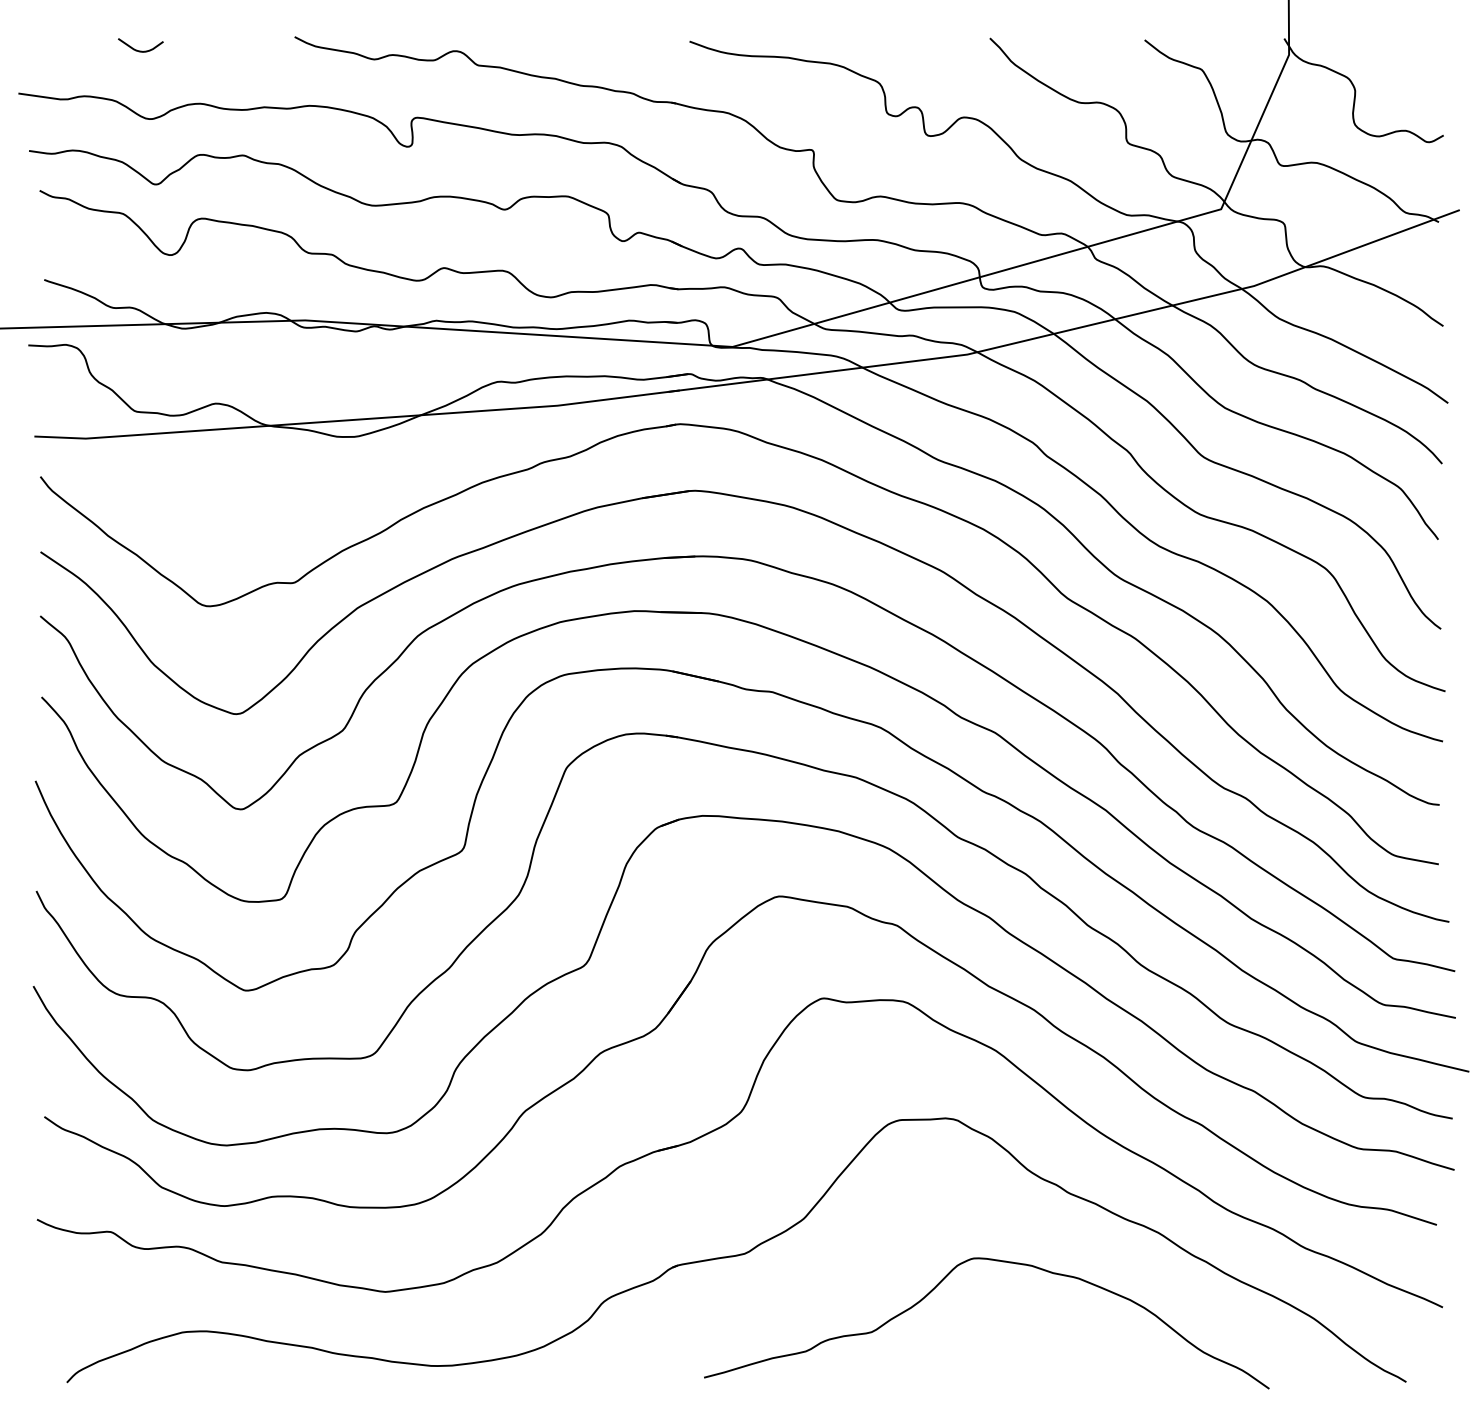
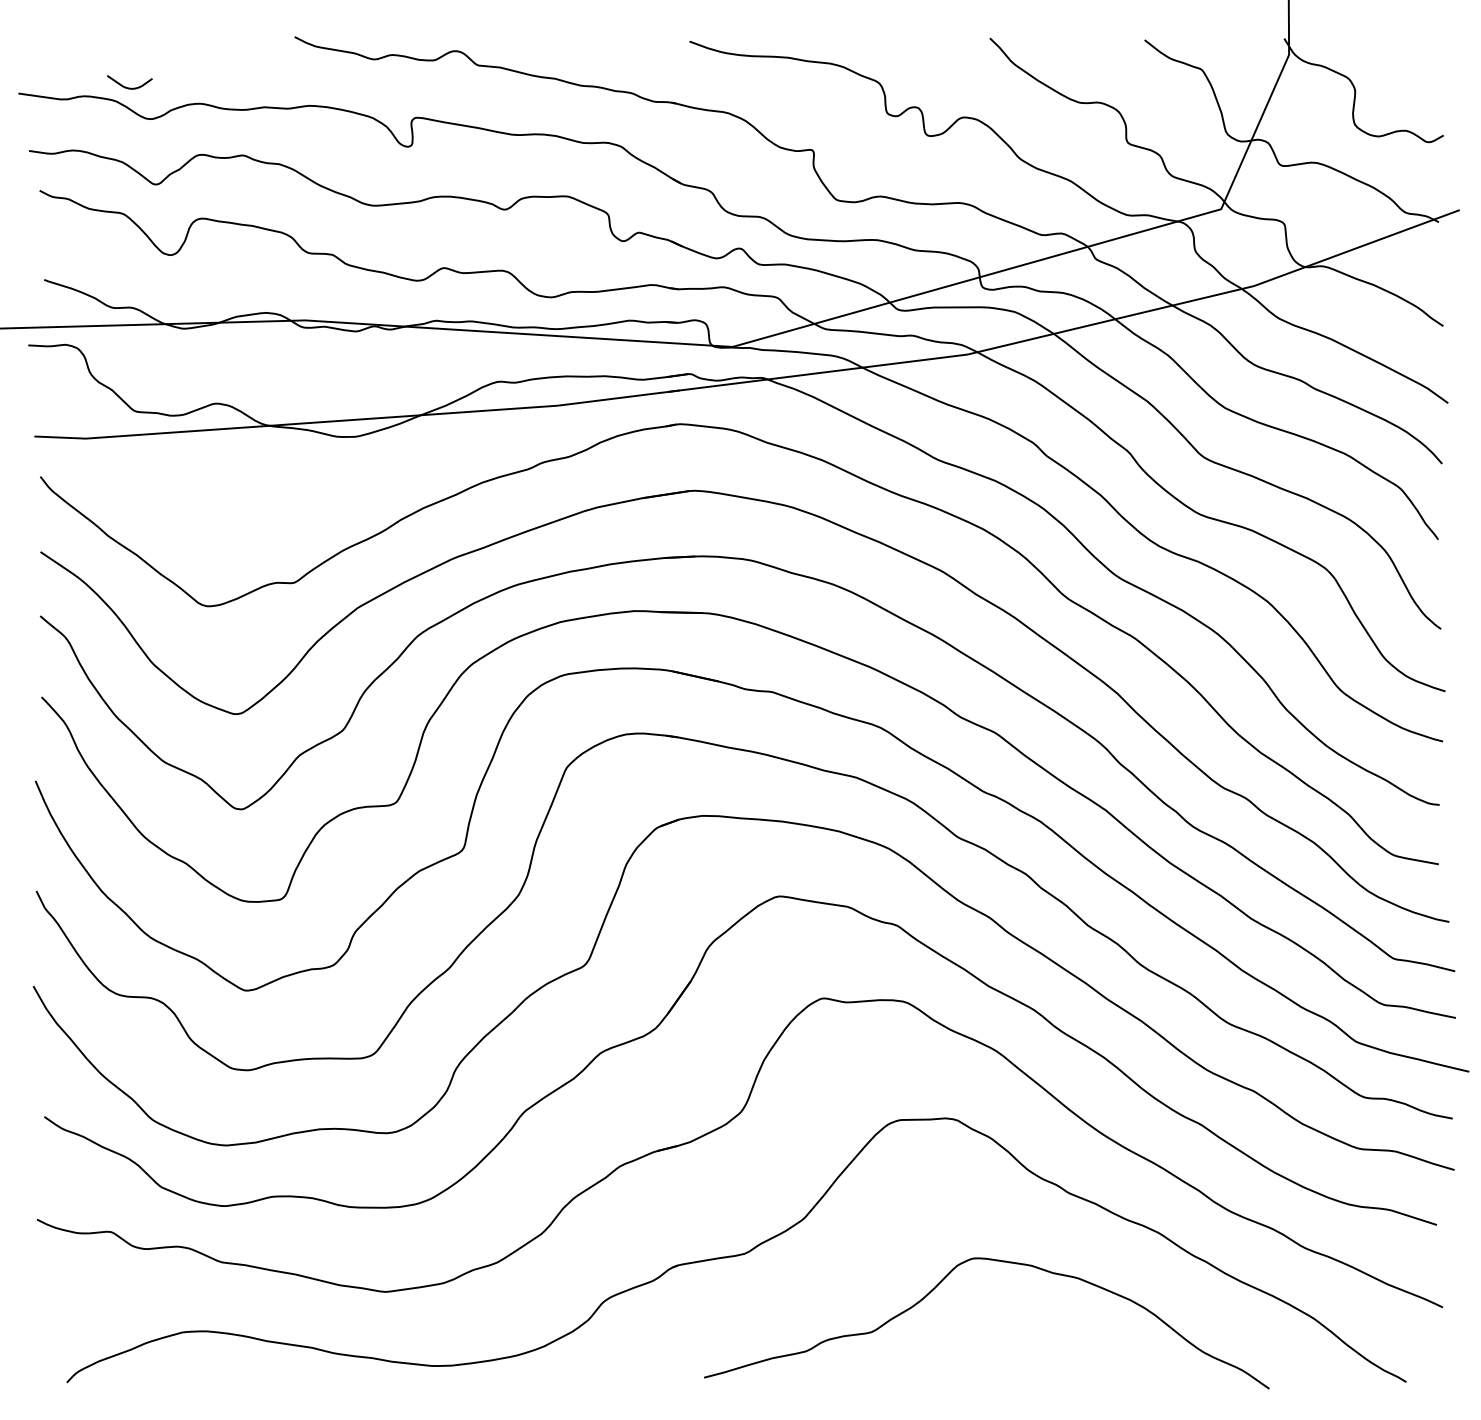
curve position: (140, 50) -> (129, 87) (129, 87)
